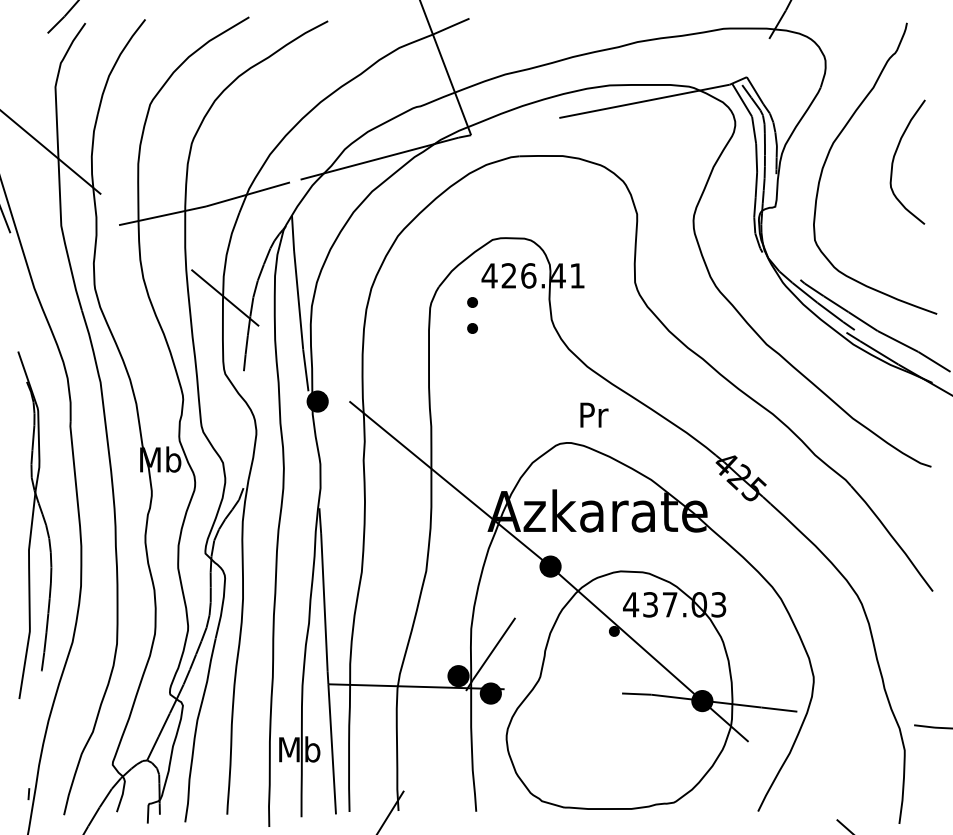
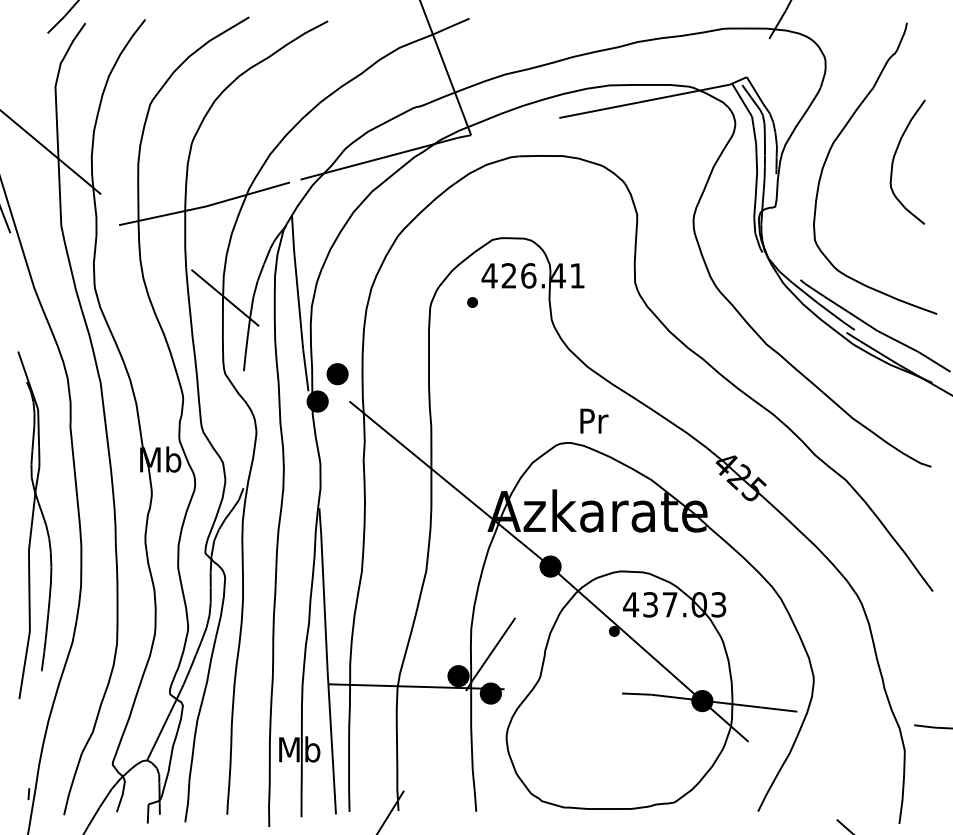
part: present -> none (472, 328)
part: none -> present (337, 374)
text position: (594, 414) -> (594, 420) (594, 420)
